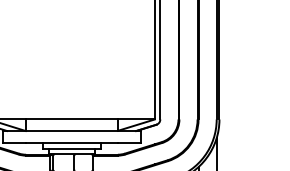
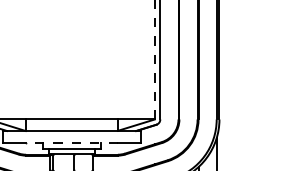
line: solid -> dashed (154, 59)
line: solid -> dashed (71, 142)
